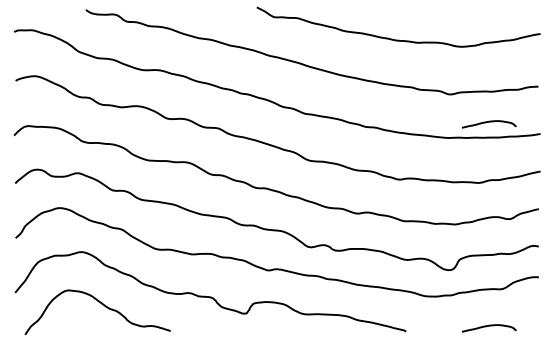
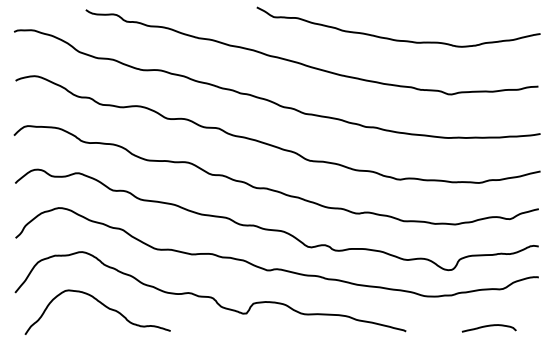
curve: present -> none (488, 122)
